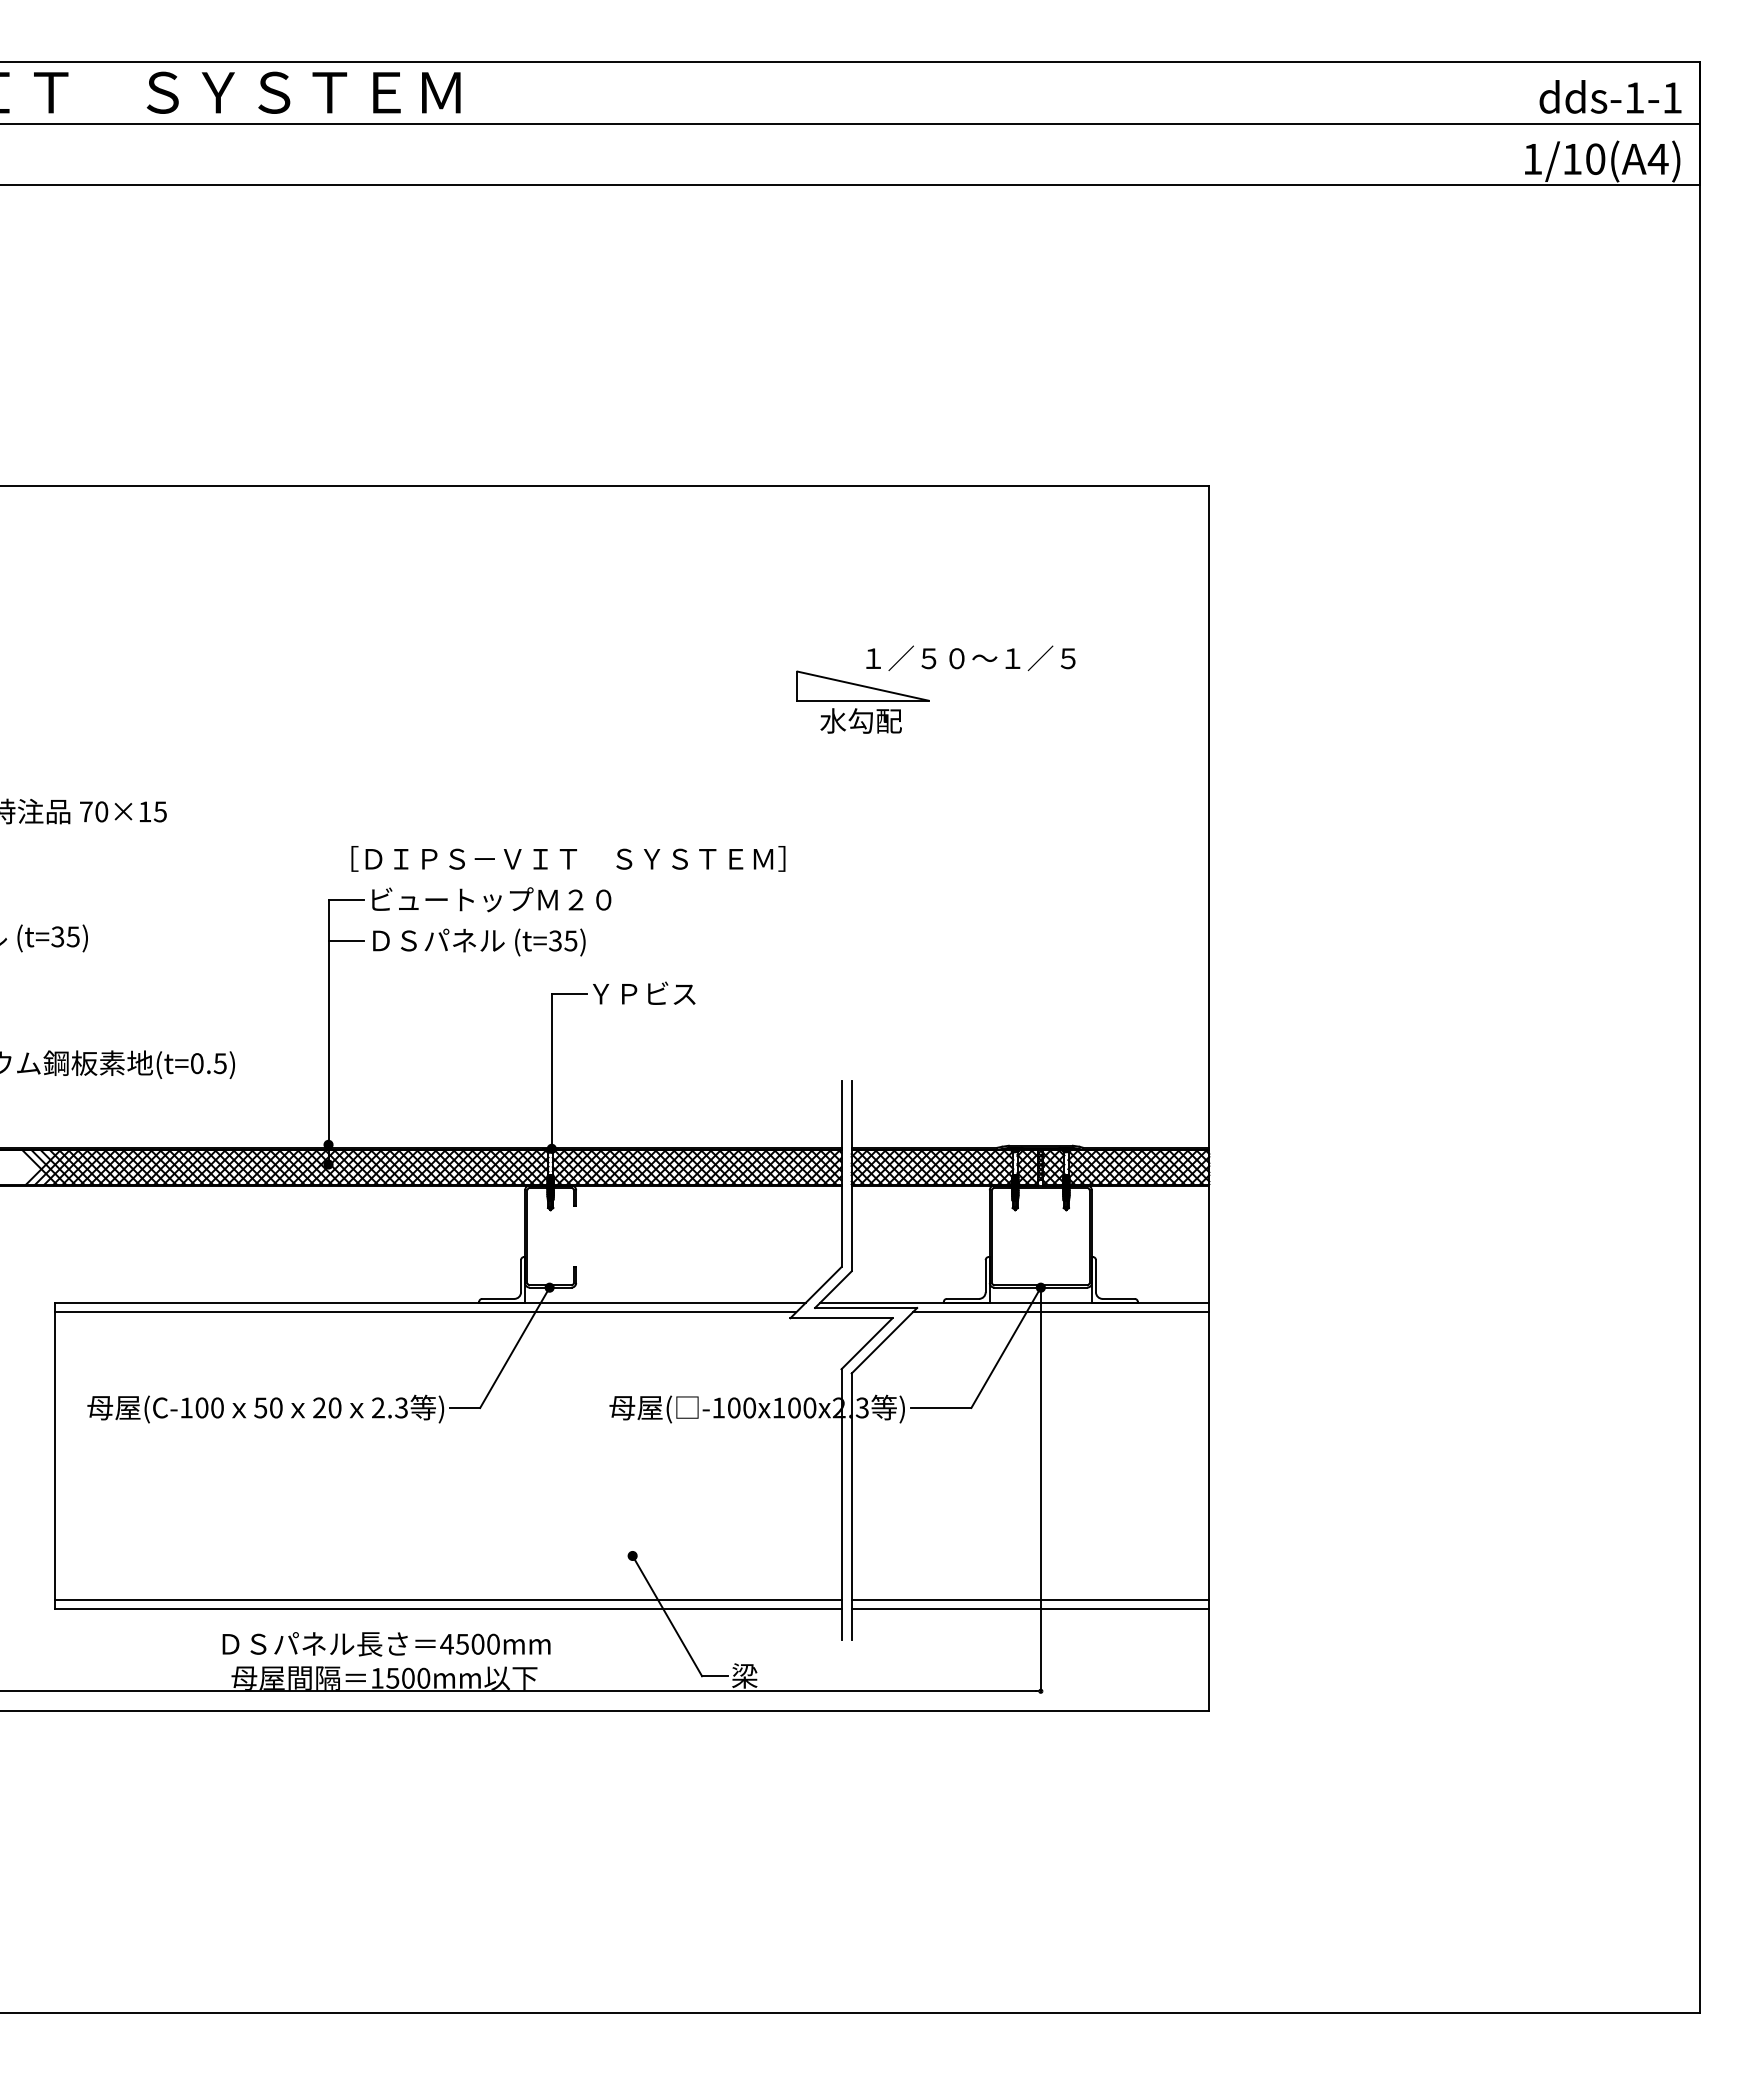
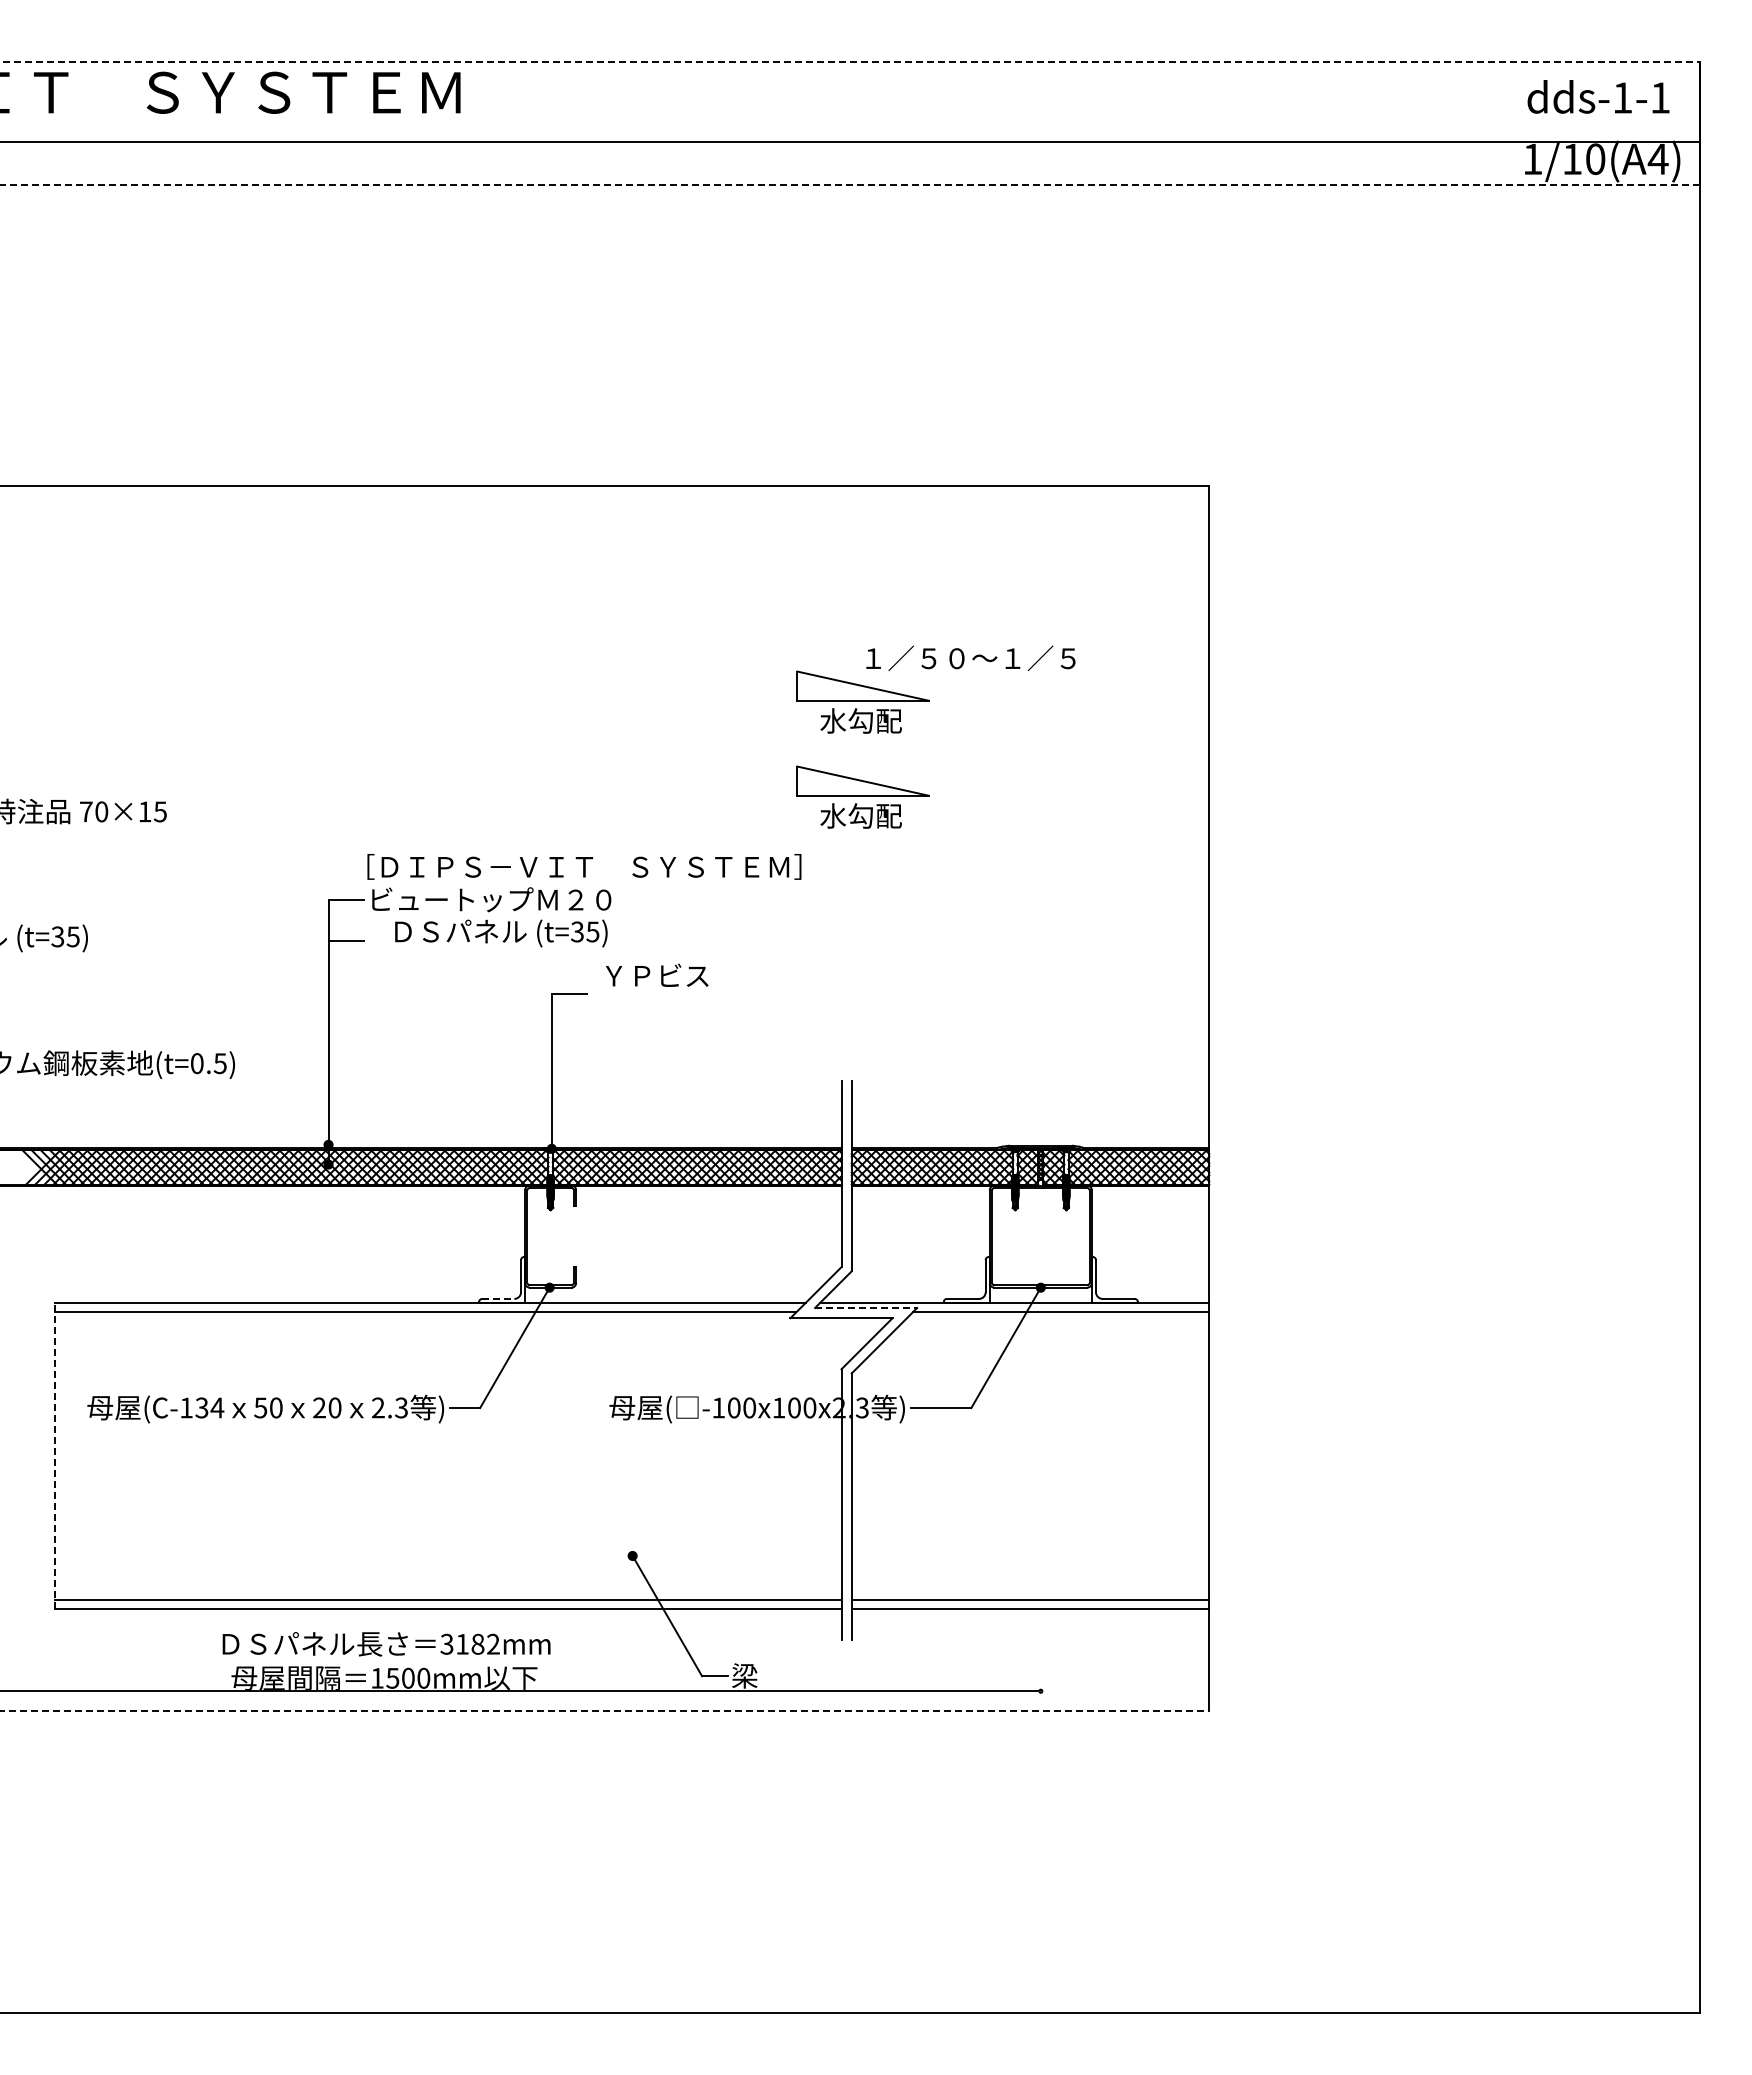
line: solid -> dashed (850, 62)
text position: (1610, 96) -> (1598, 96) (1598, 96)
line position: (850, 123) -> (850, 141) (850, 141)
line: solid -> dashed (849, 184)
part: none -> present (862, 796)
text position: (568, 858) -> (584, 866) (584, 866)
text position: (479, 942) -> (501, 933) (501, 933)
text position: (644, 992) -> (657, 974) (657, 974)
line: solid -> dashed (498, 1298)
line: solid -> dashed (866, 1308)
text: (C-100 -> (C-134 (209, 1407)
line: solid -> dashed (55, 1455)
line: present -> none (1040, 1491)
text: 4500mm -> 3182mm (469, 1643)
line: solid -> dashed (605, 1711)
